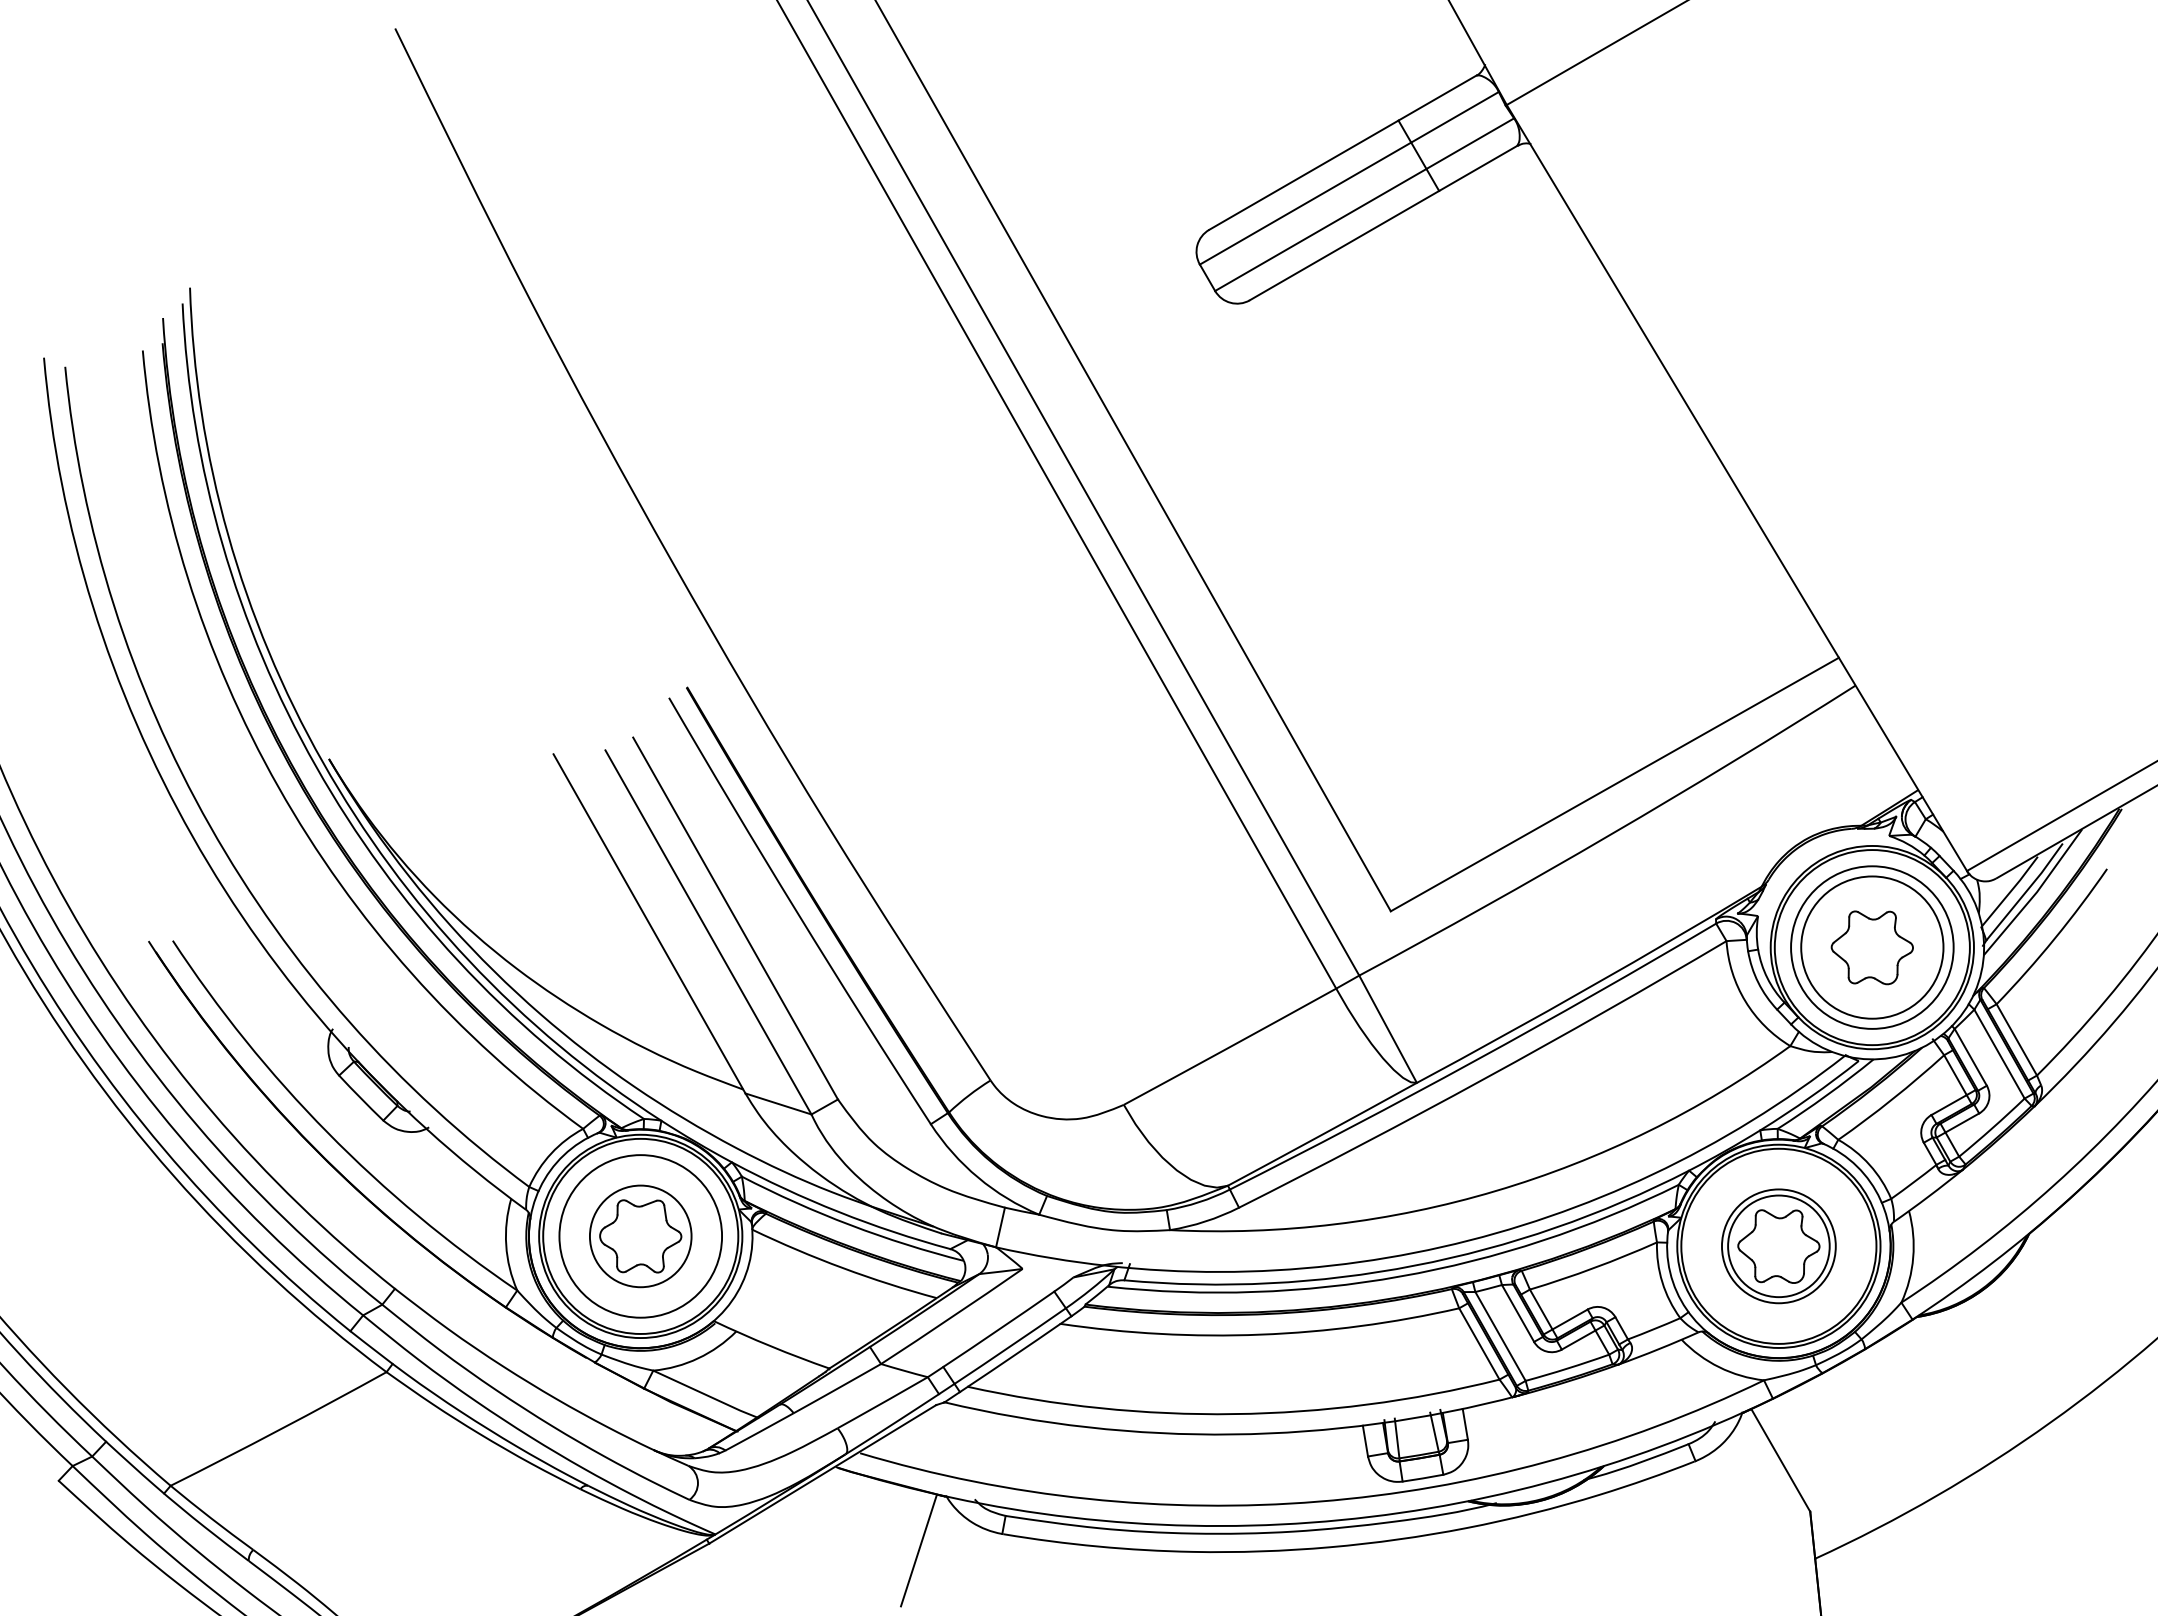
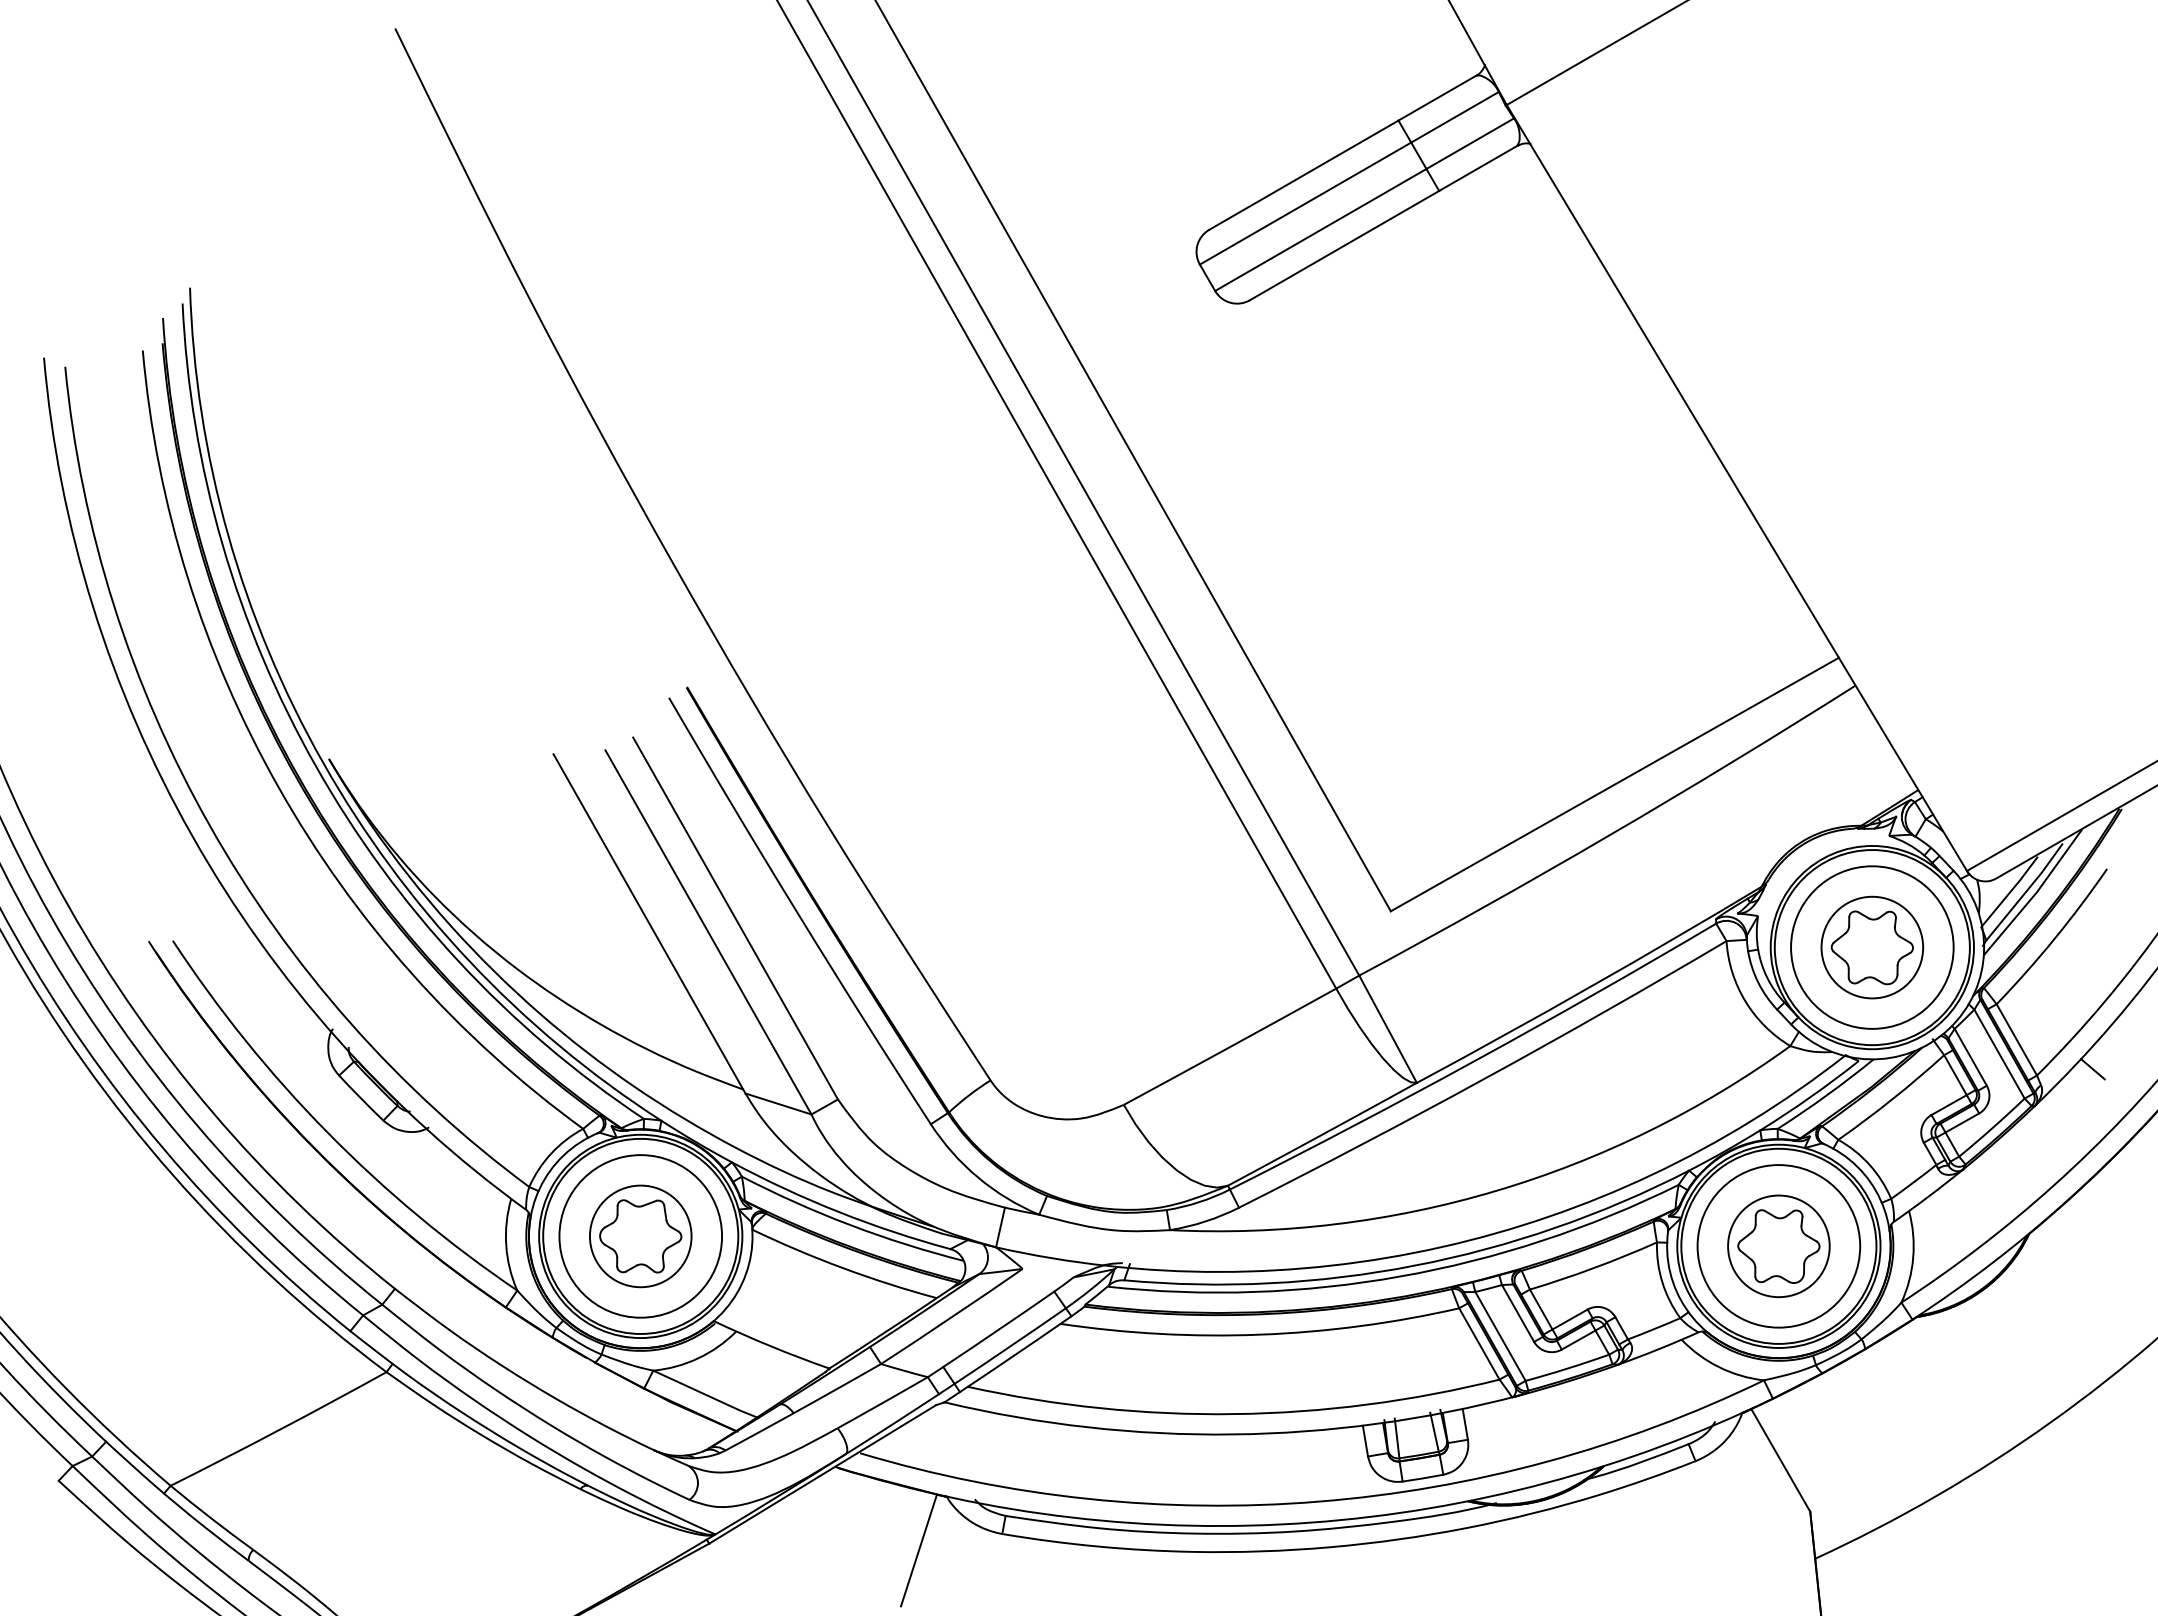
circle diameter: 142 px -> 102 px (1872, 947)
line: none -> present (2092, 1069)
circle diameter: 114 px -> 163 px (1778, 1246)
